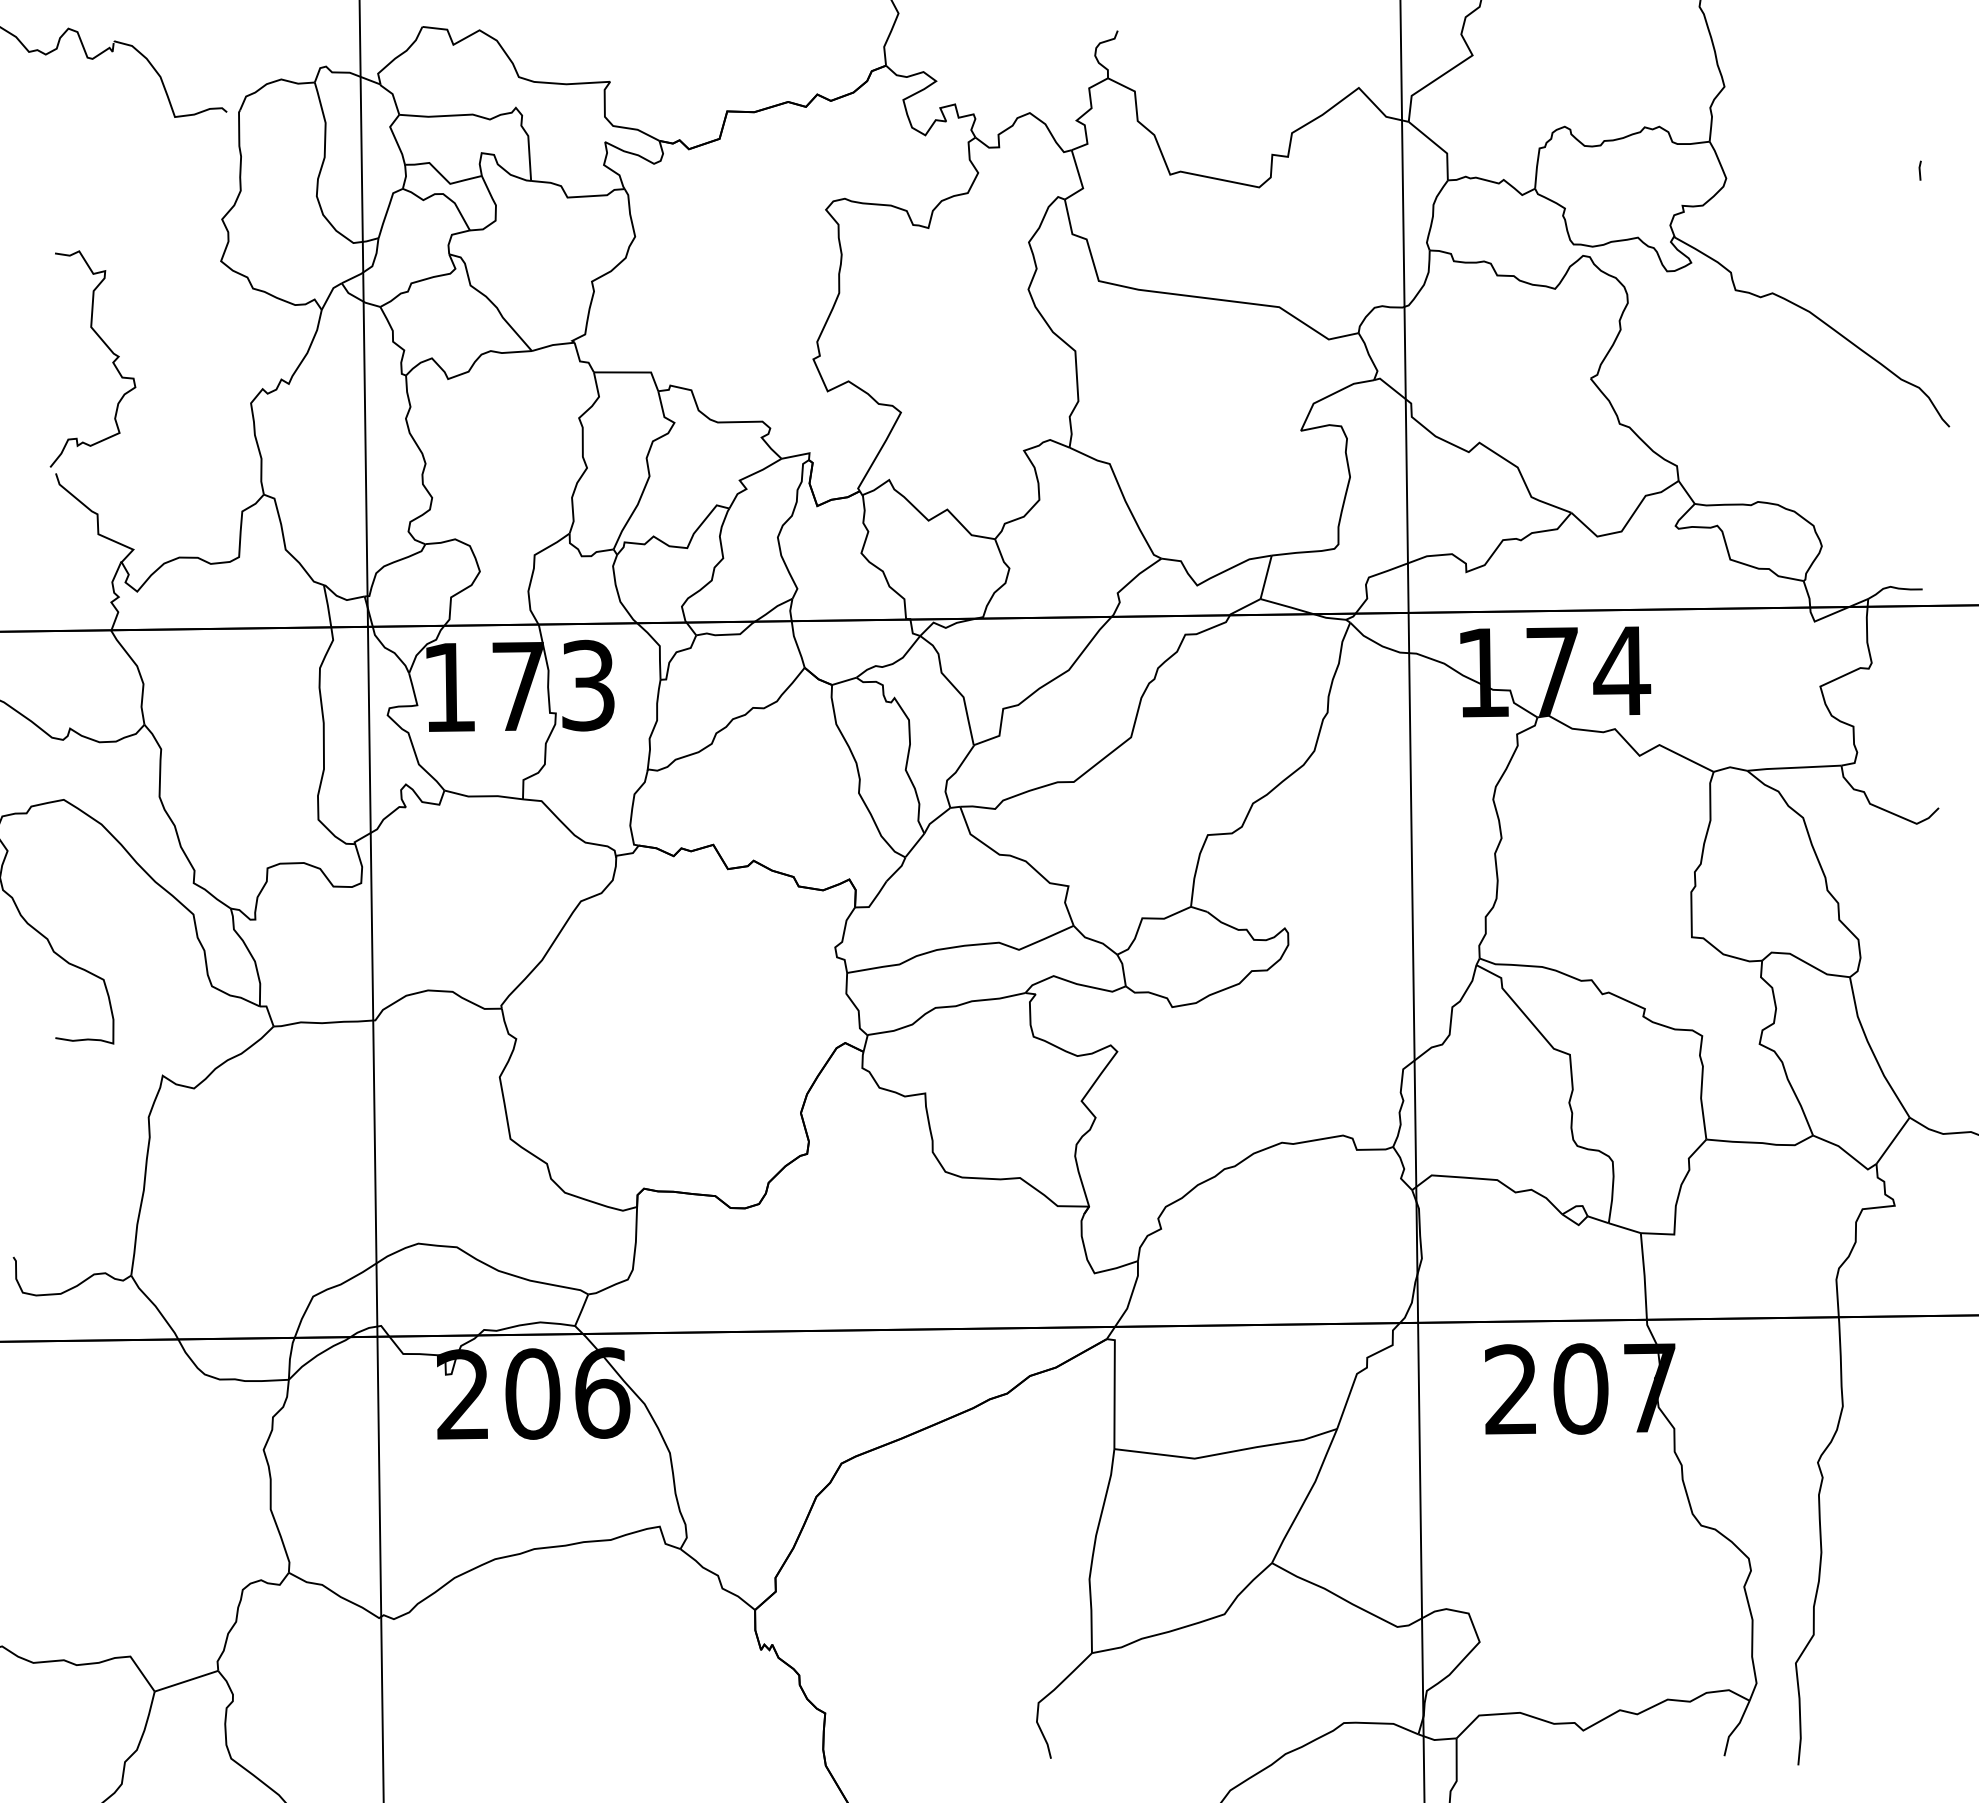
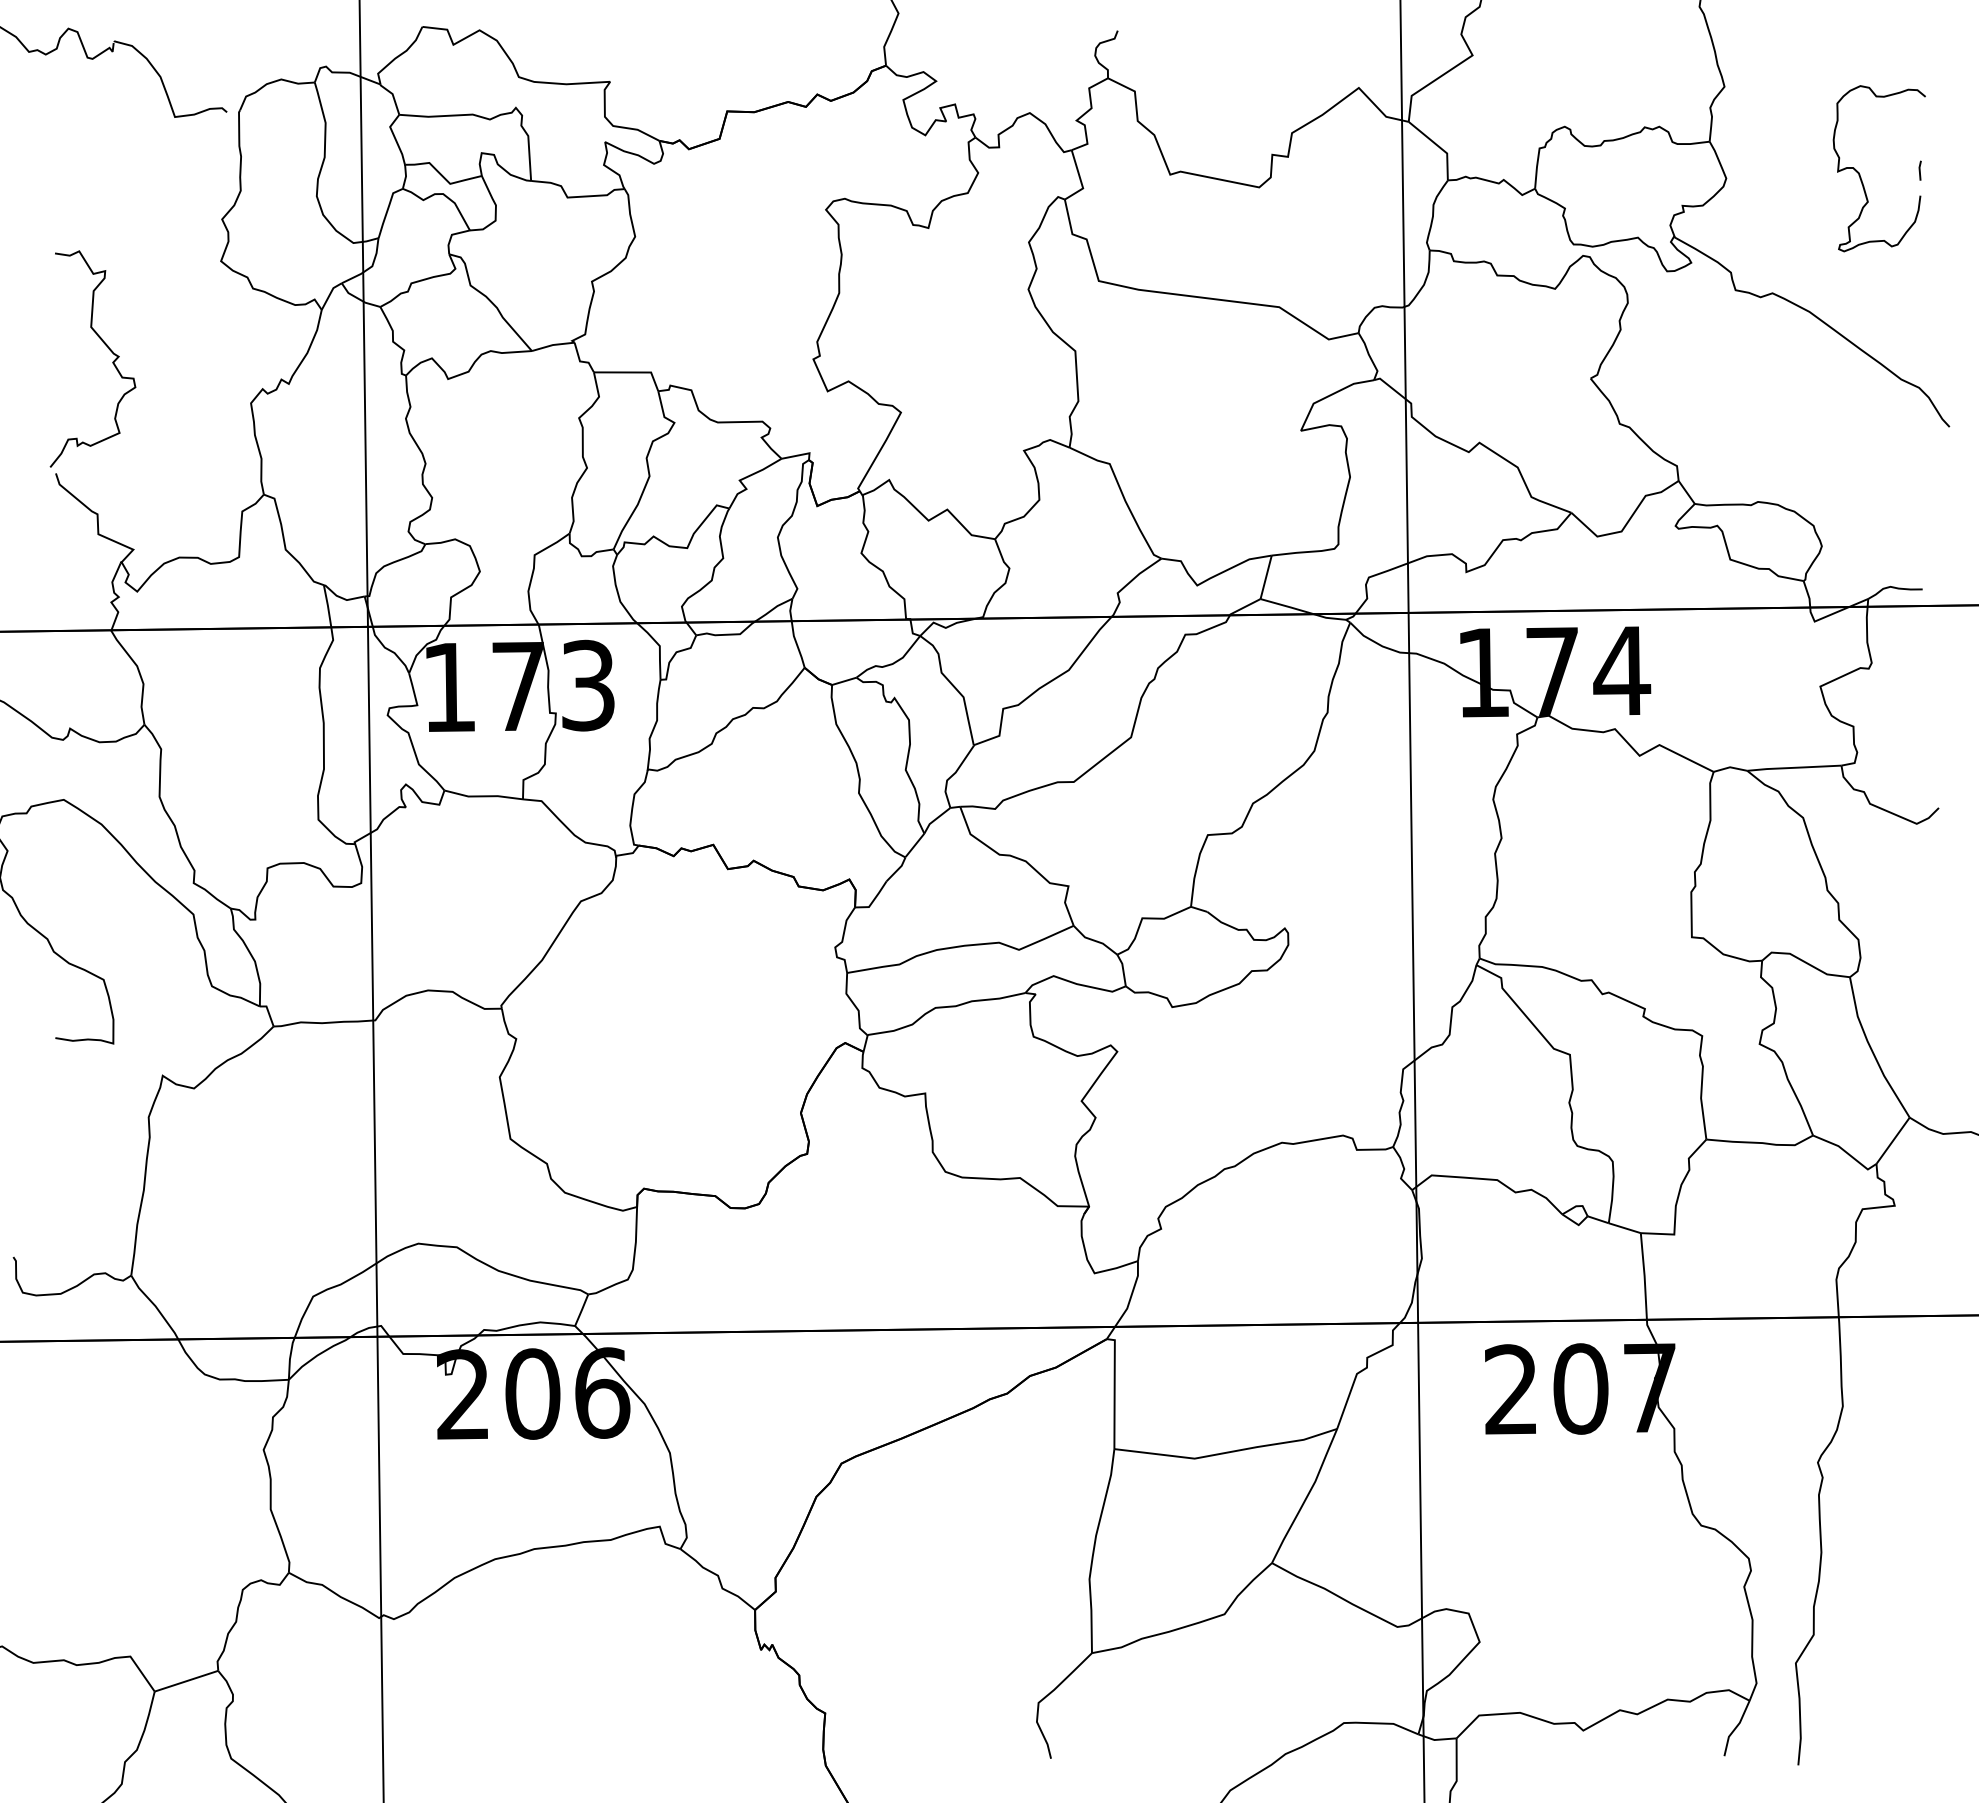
curve: none -> present (1860, 174)
